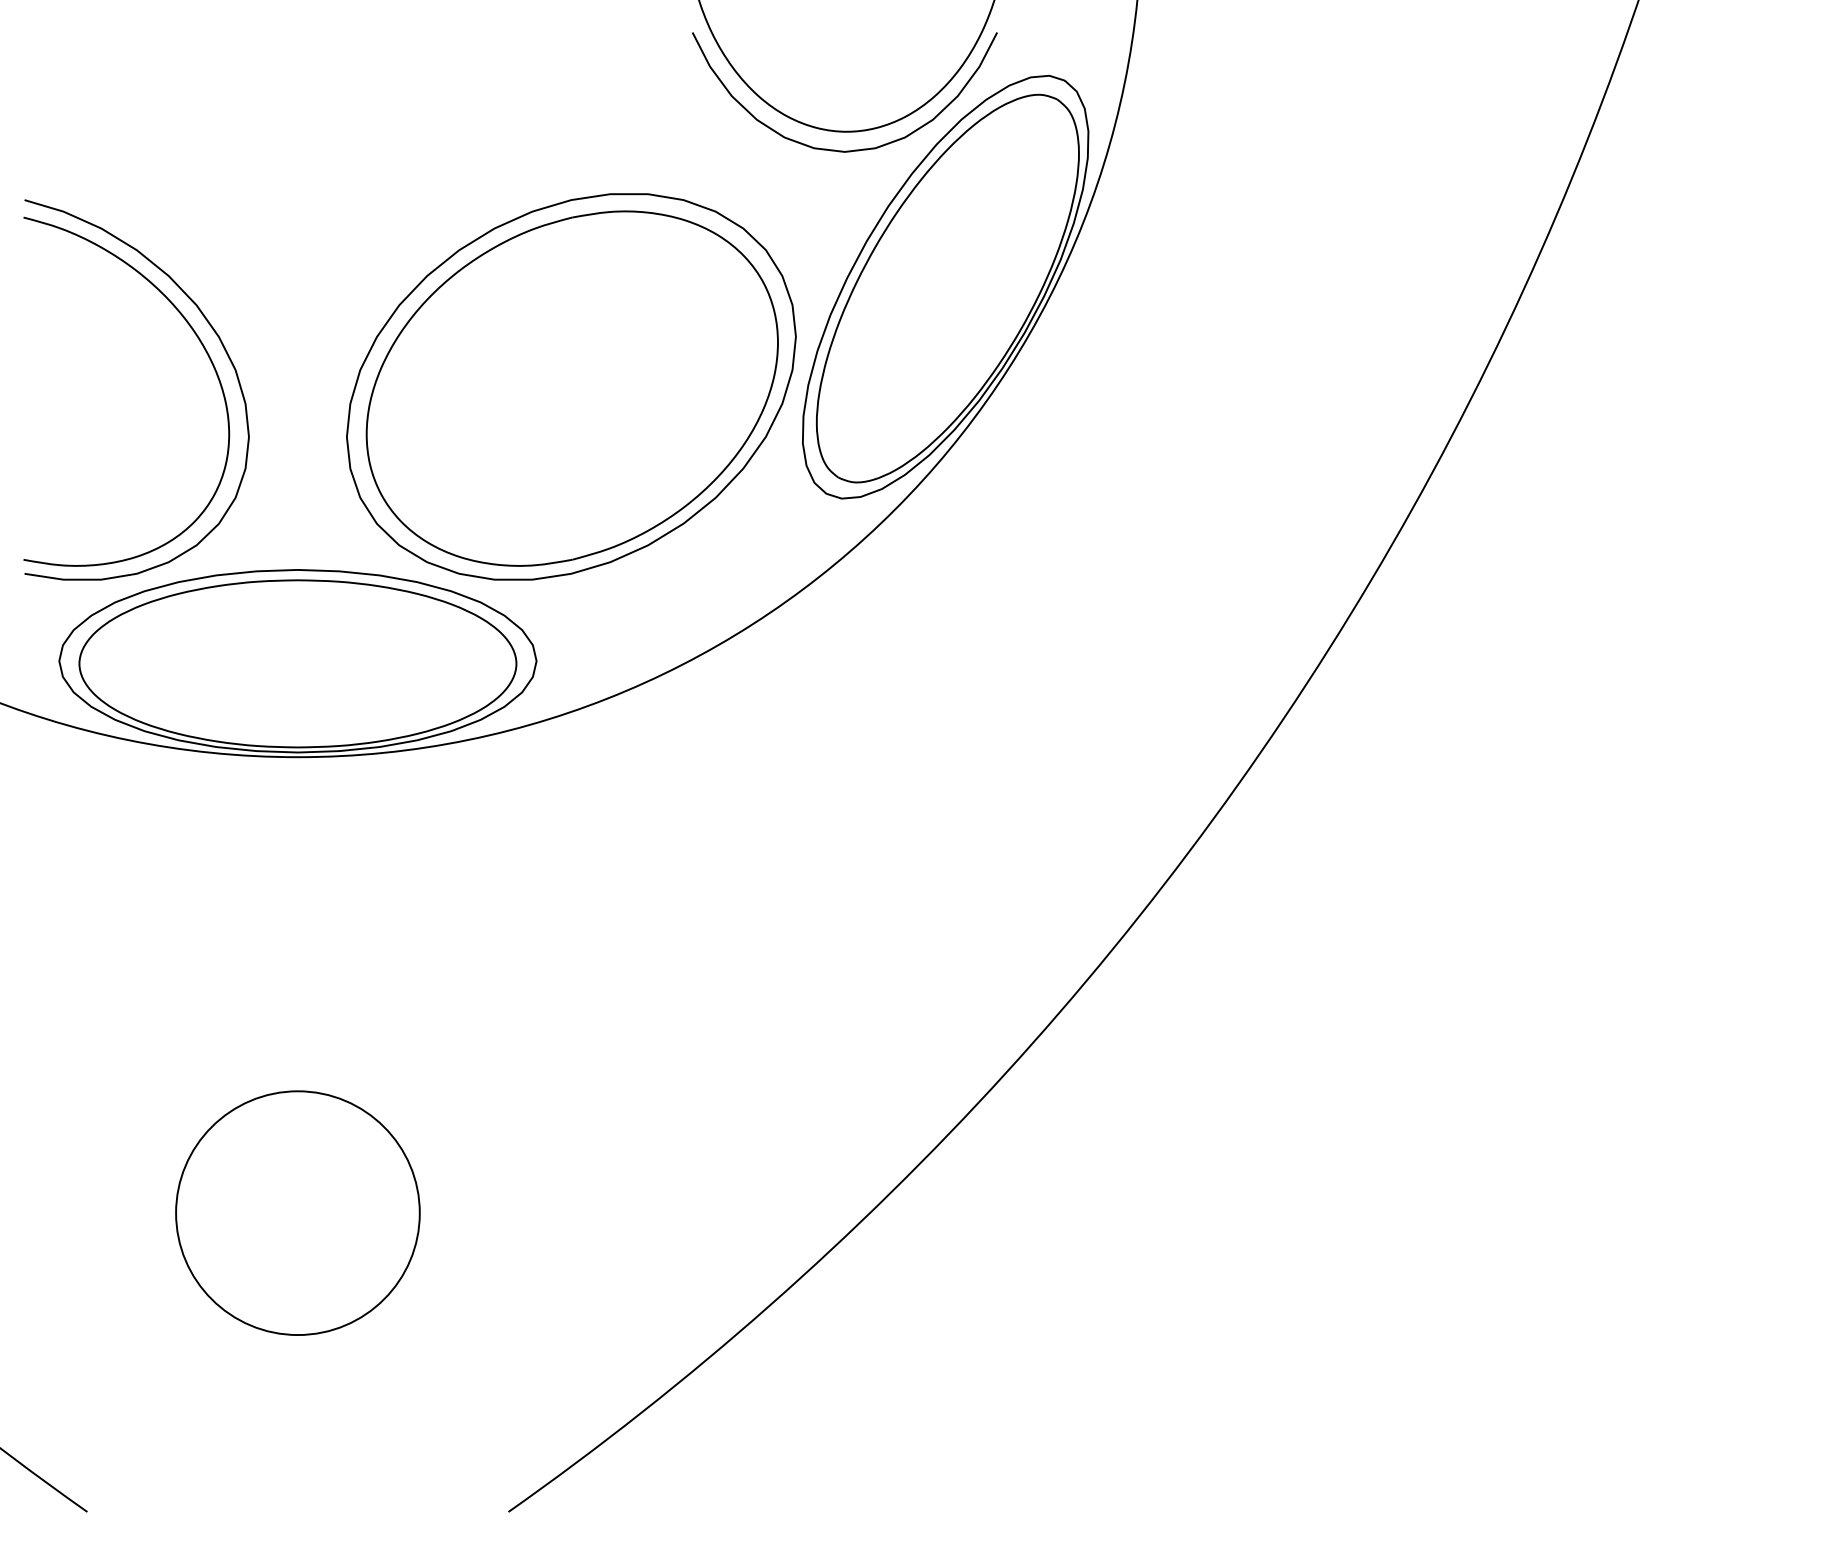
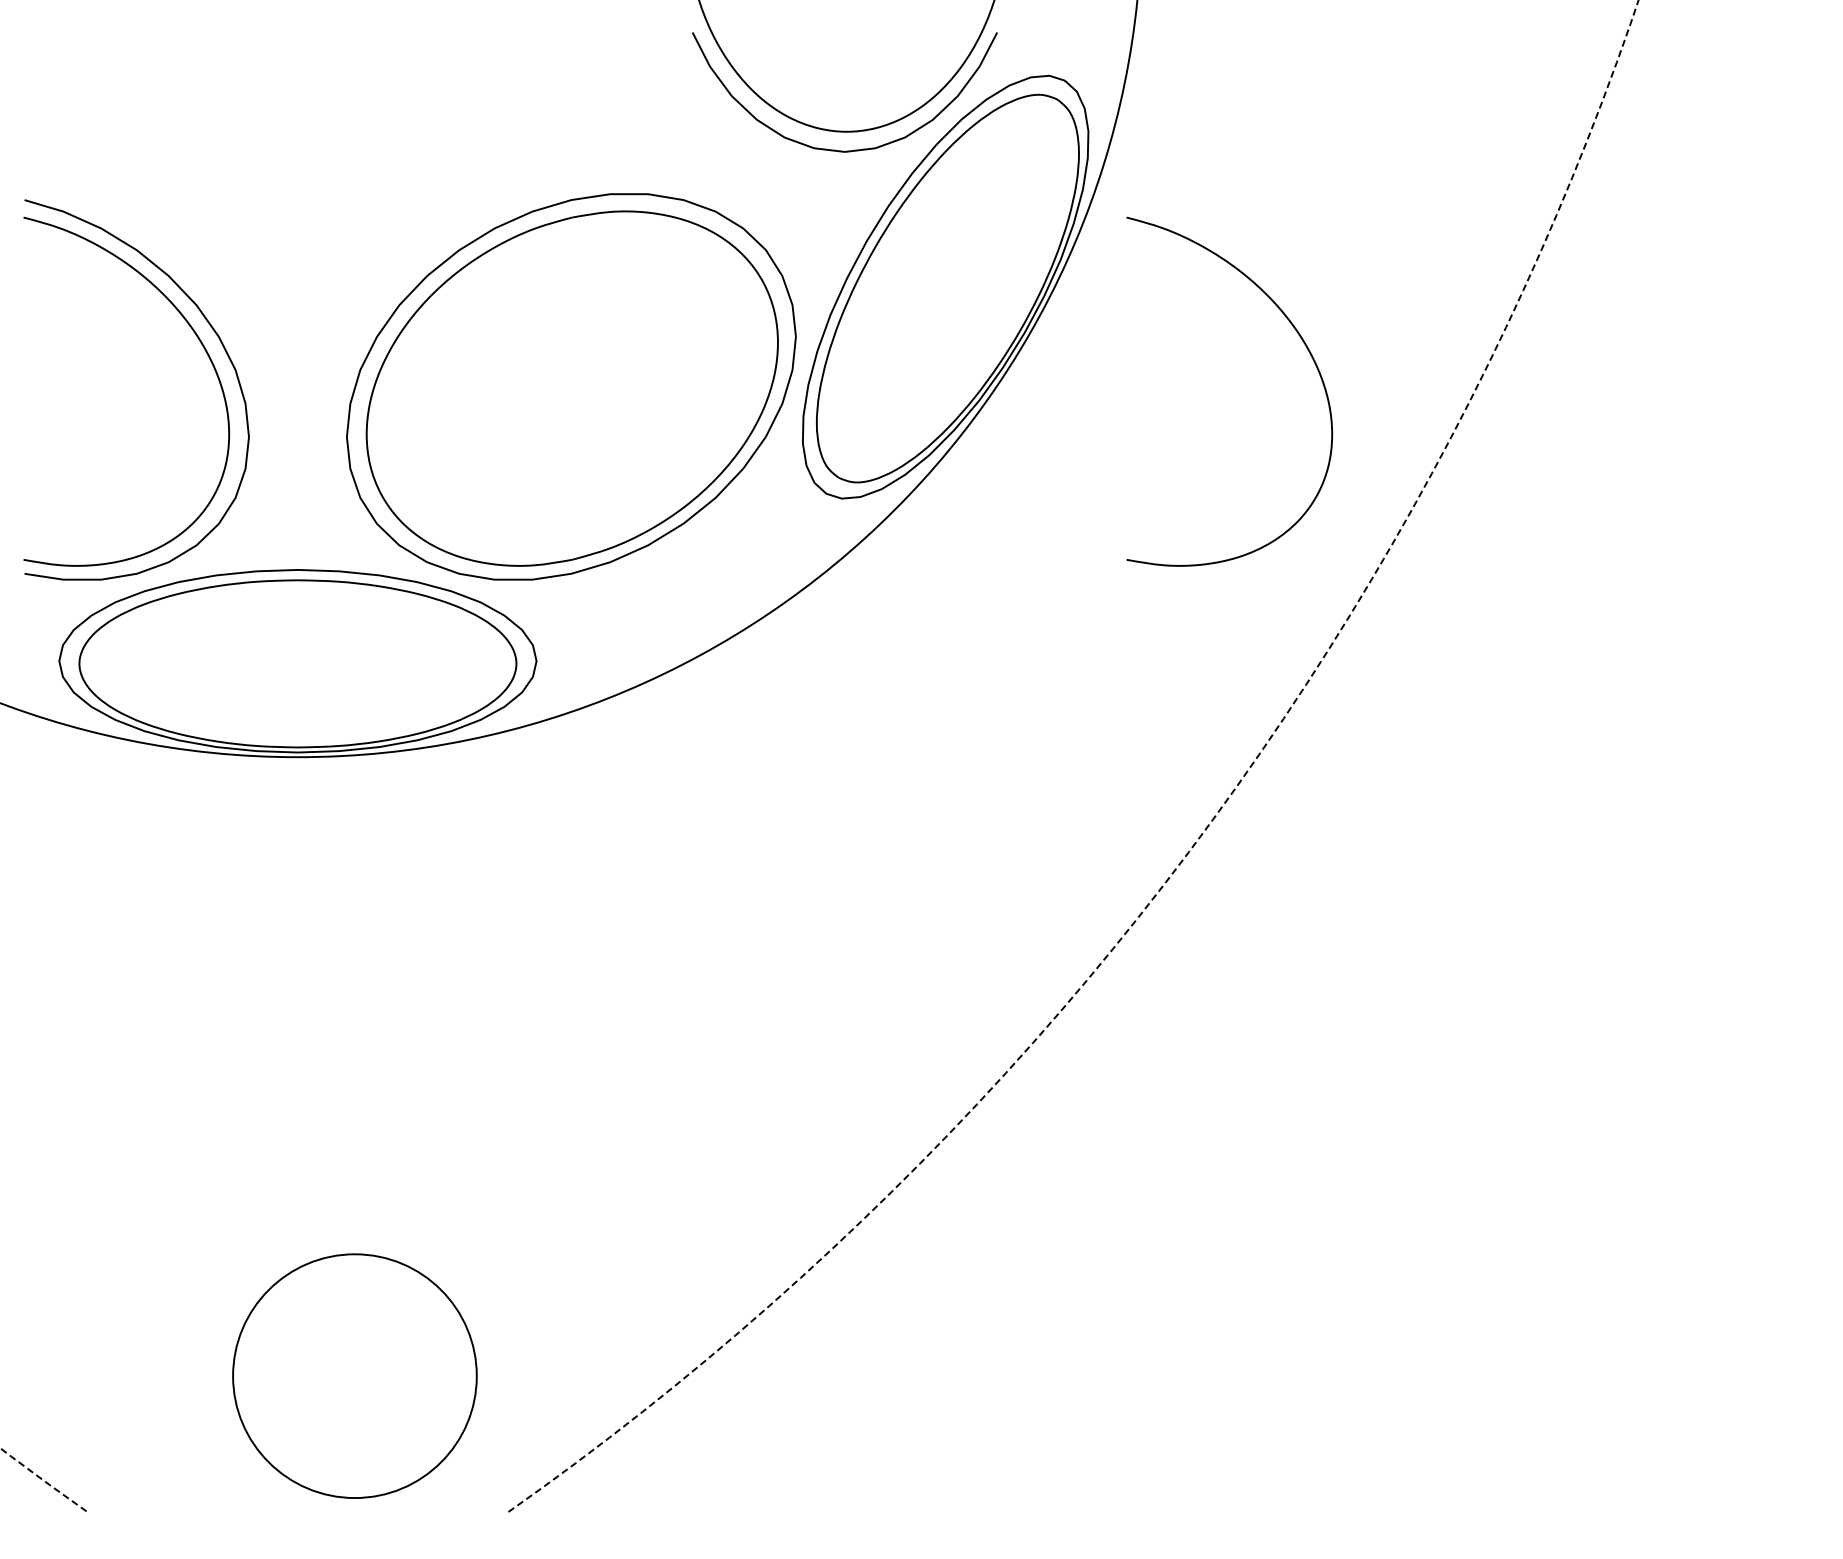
curve: none -> present (1307, 350)
arc: solid -> dashed (1191, 848)
circle position: (297, 1212) -> (354, 1375) (354, 1375)
arc: solid -> dashed (43, 1480)
